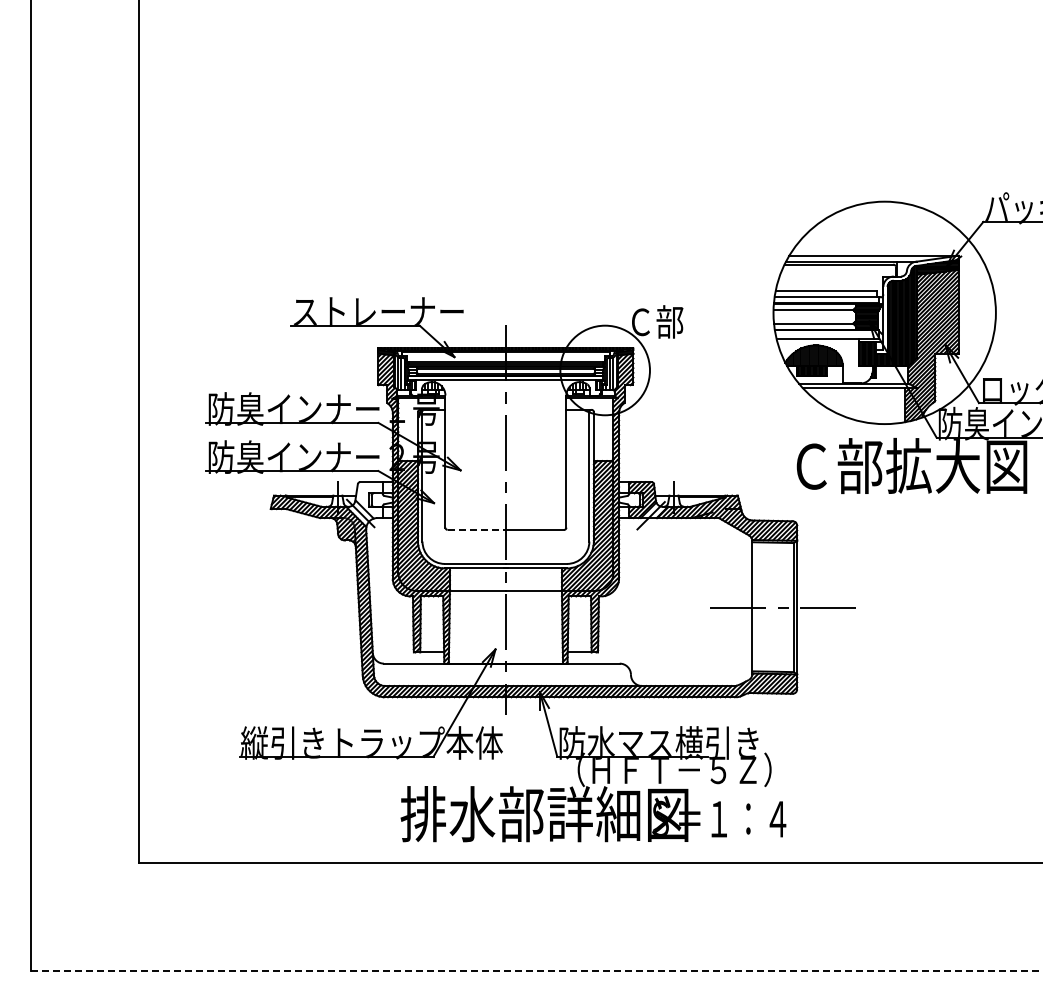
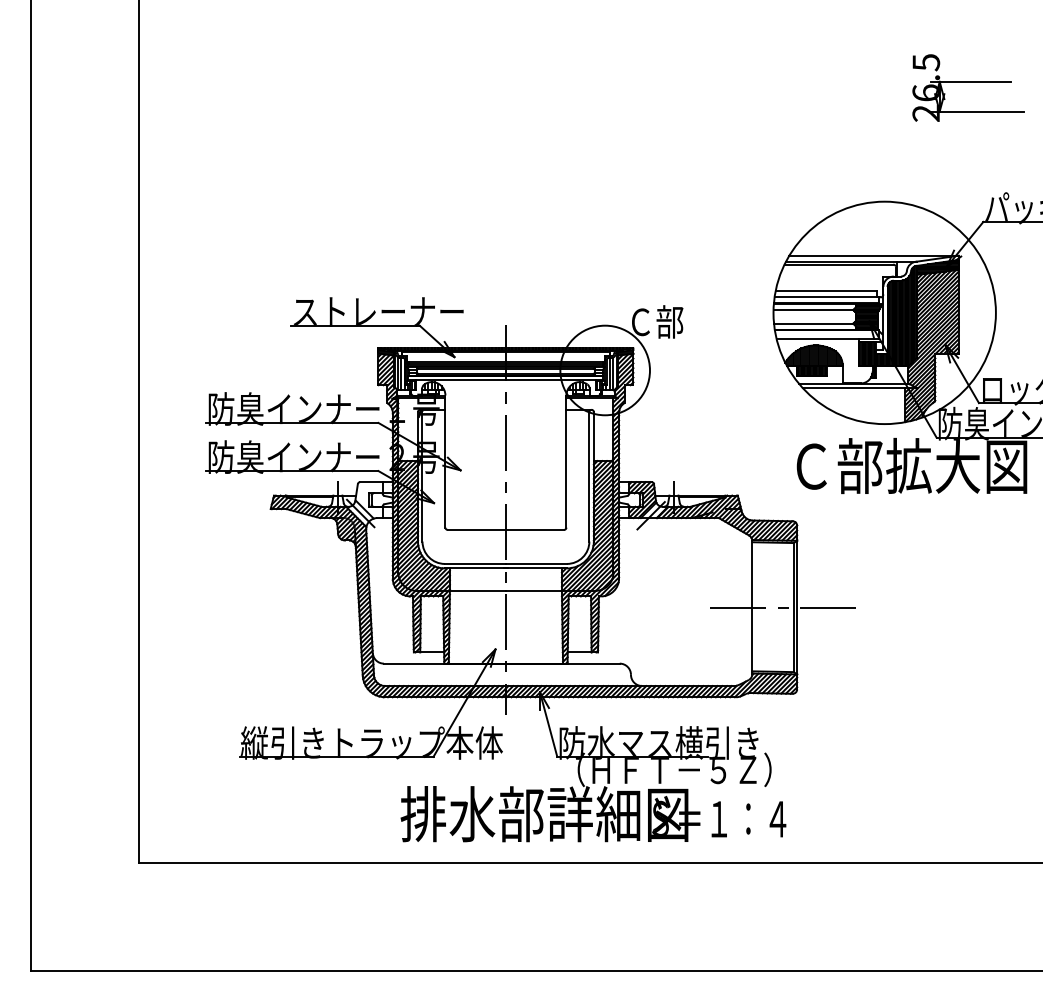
part: none -> present (968, 87)
line: dashed -> solid (477, 529)
line: dashed -> solid (537, 970)
